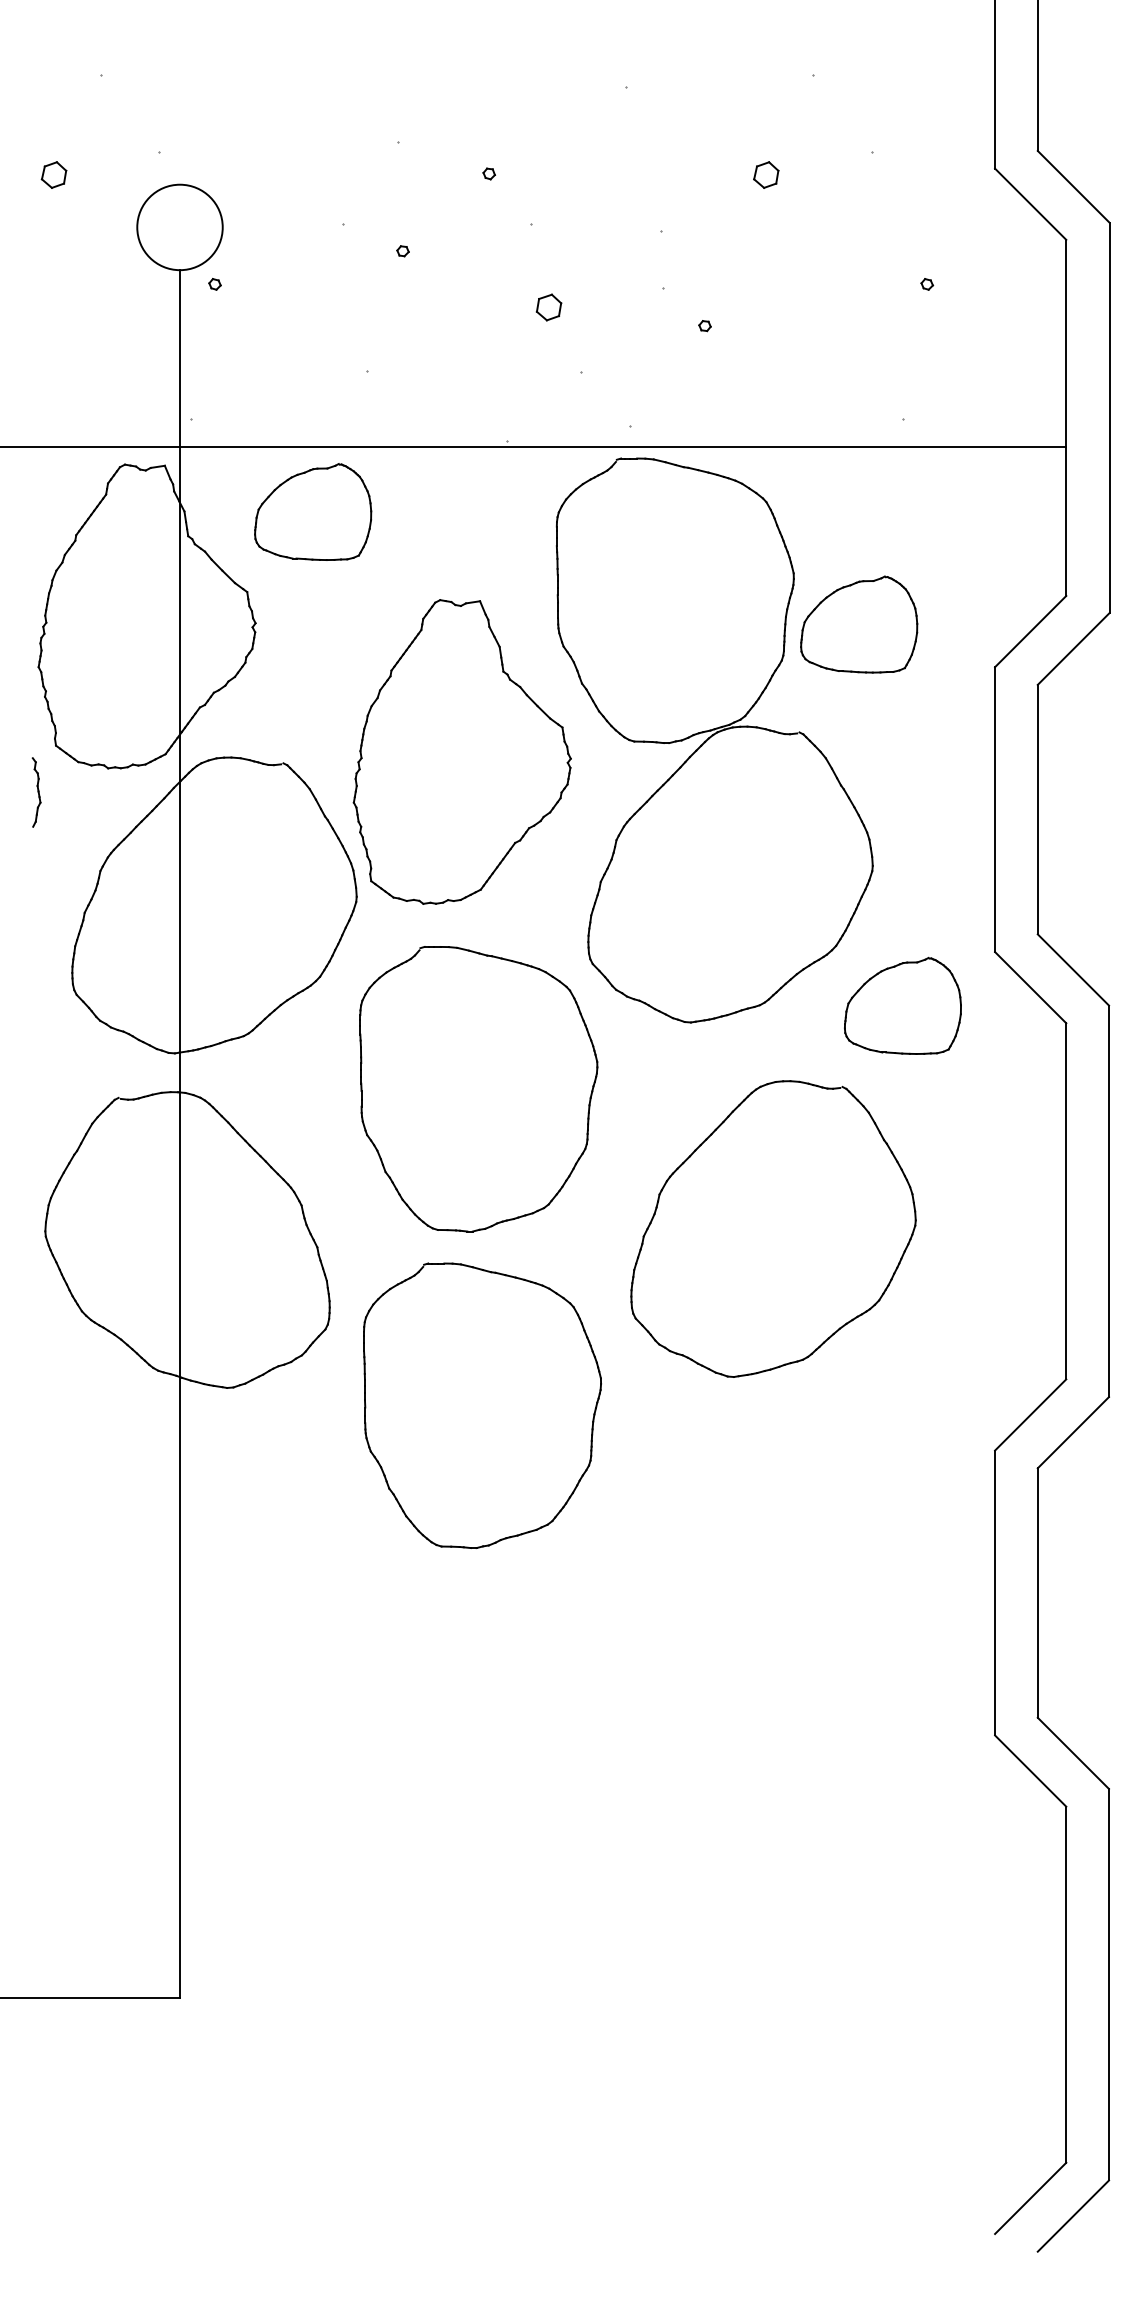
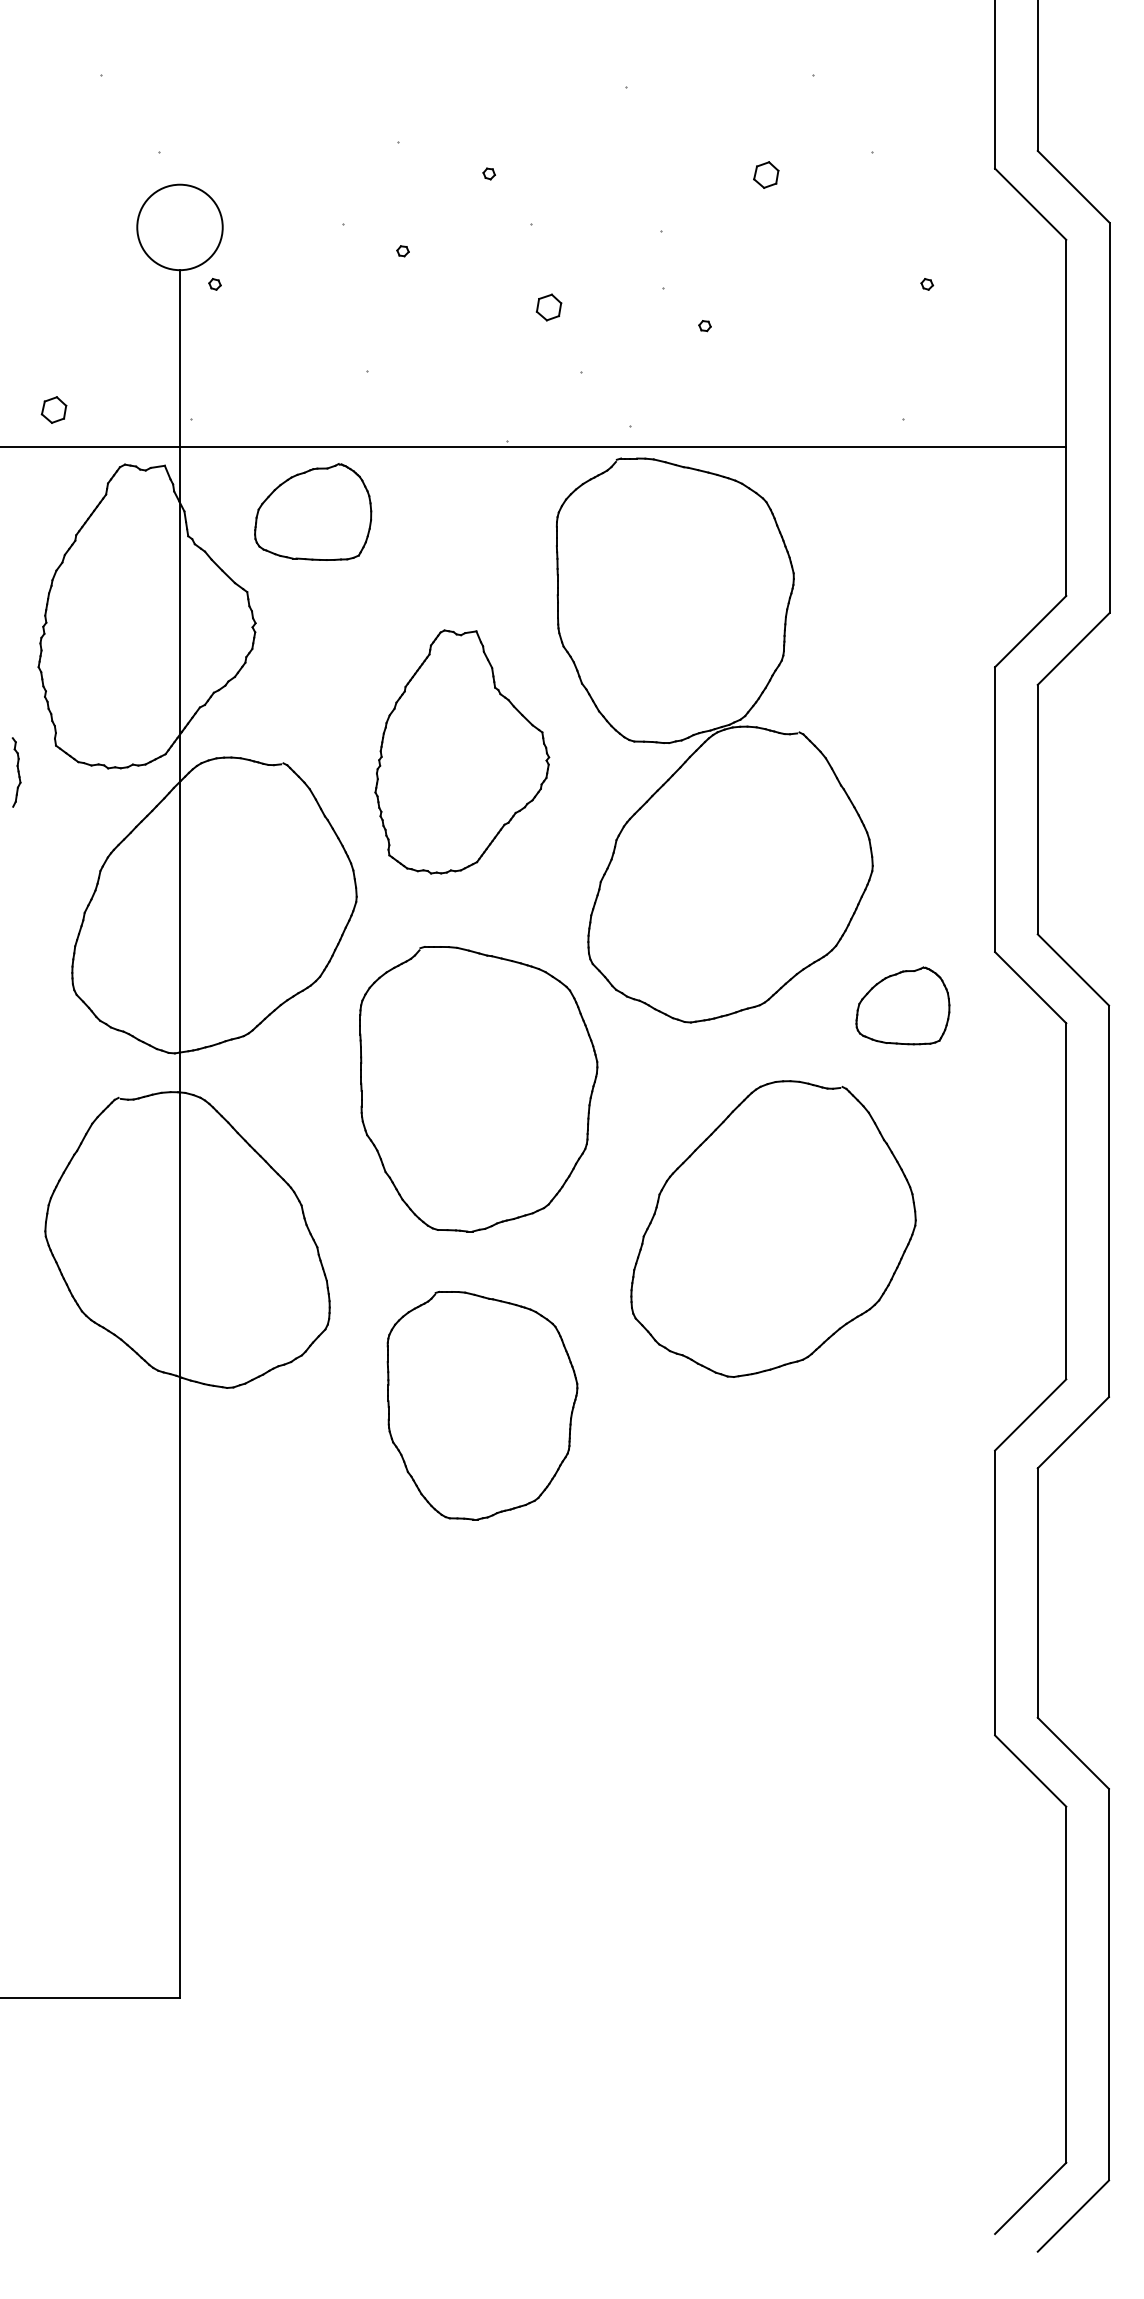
part position: (53, 174) -> (53, 409) (53, 409)
part: present -> none (859, 624)
part size: 220x306 px -> 177x246 px (462, 751)
part position: (36, 792) -> (16, 772) (16, 772)
part size: 118x99 px -> 96x80 px (902, 1005)
part size: 239x287 px -> 193x231 px (482, 1405)
